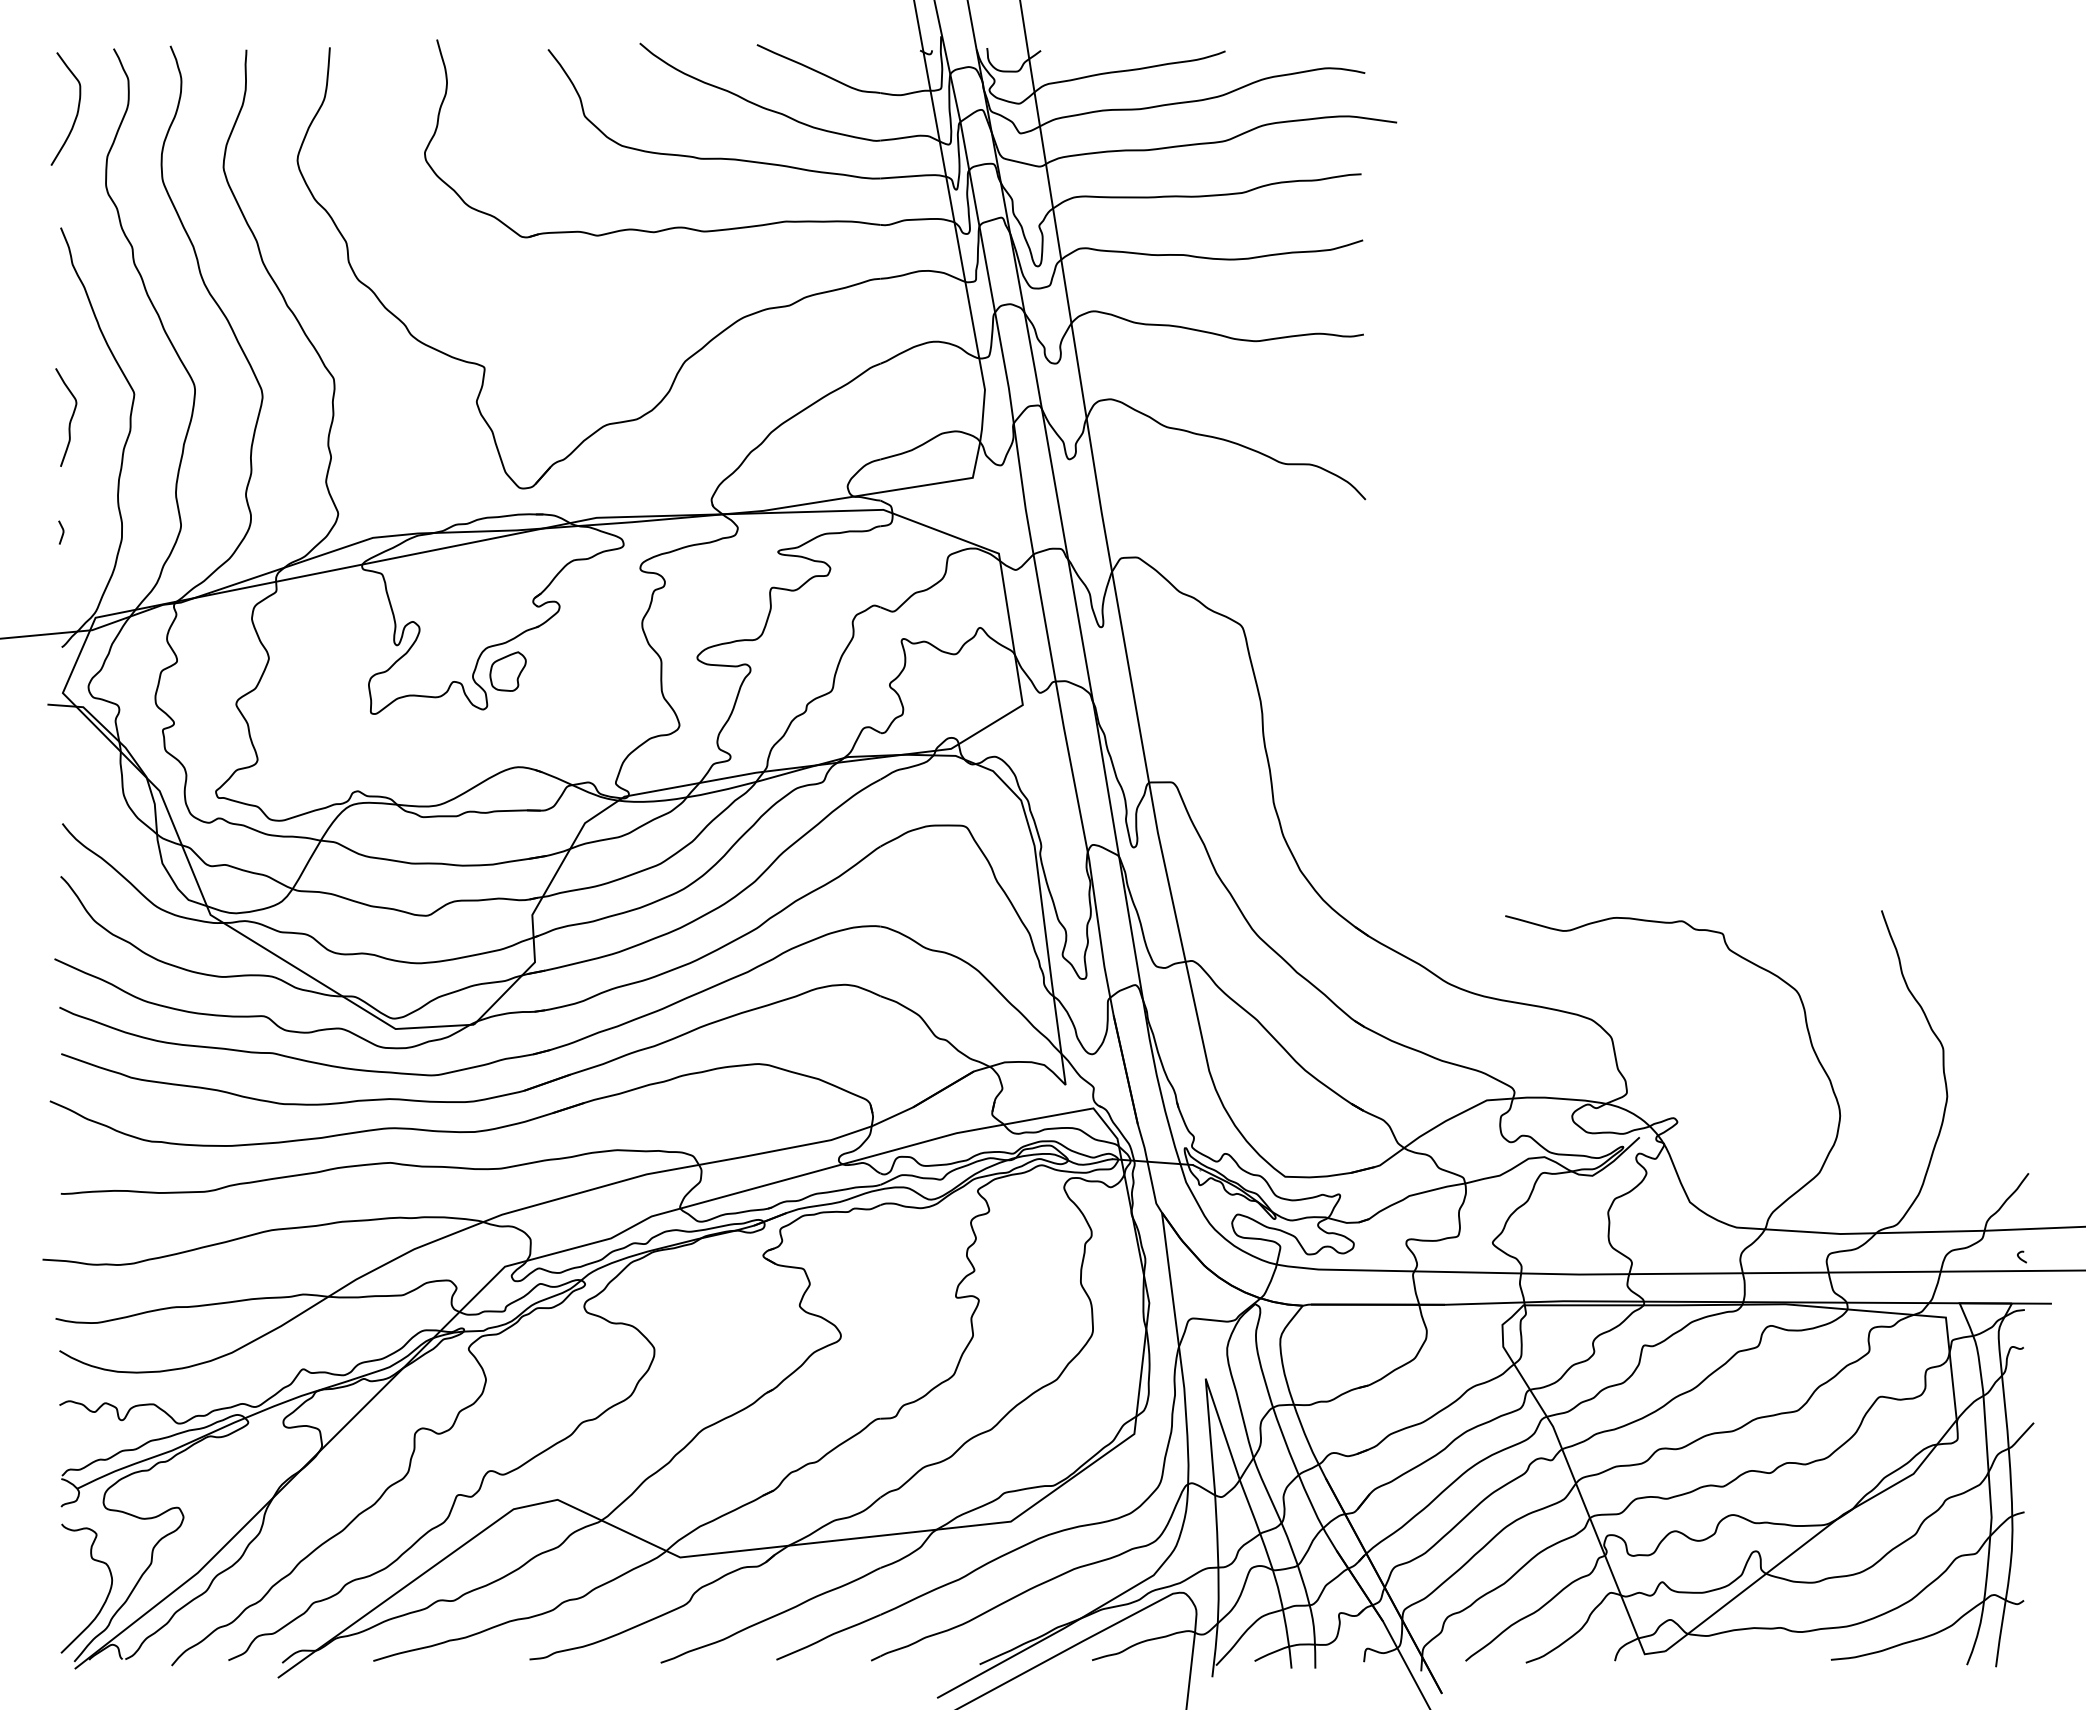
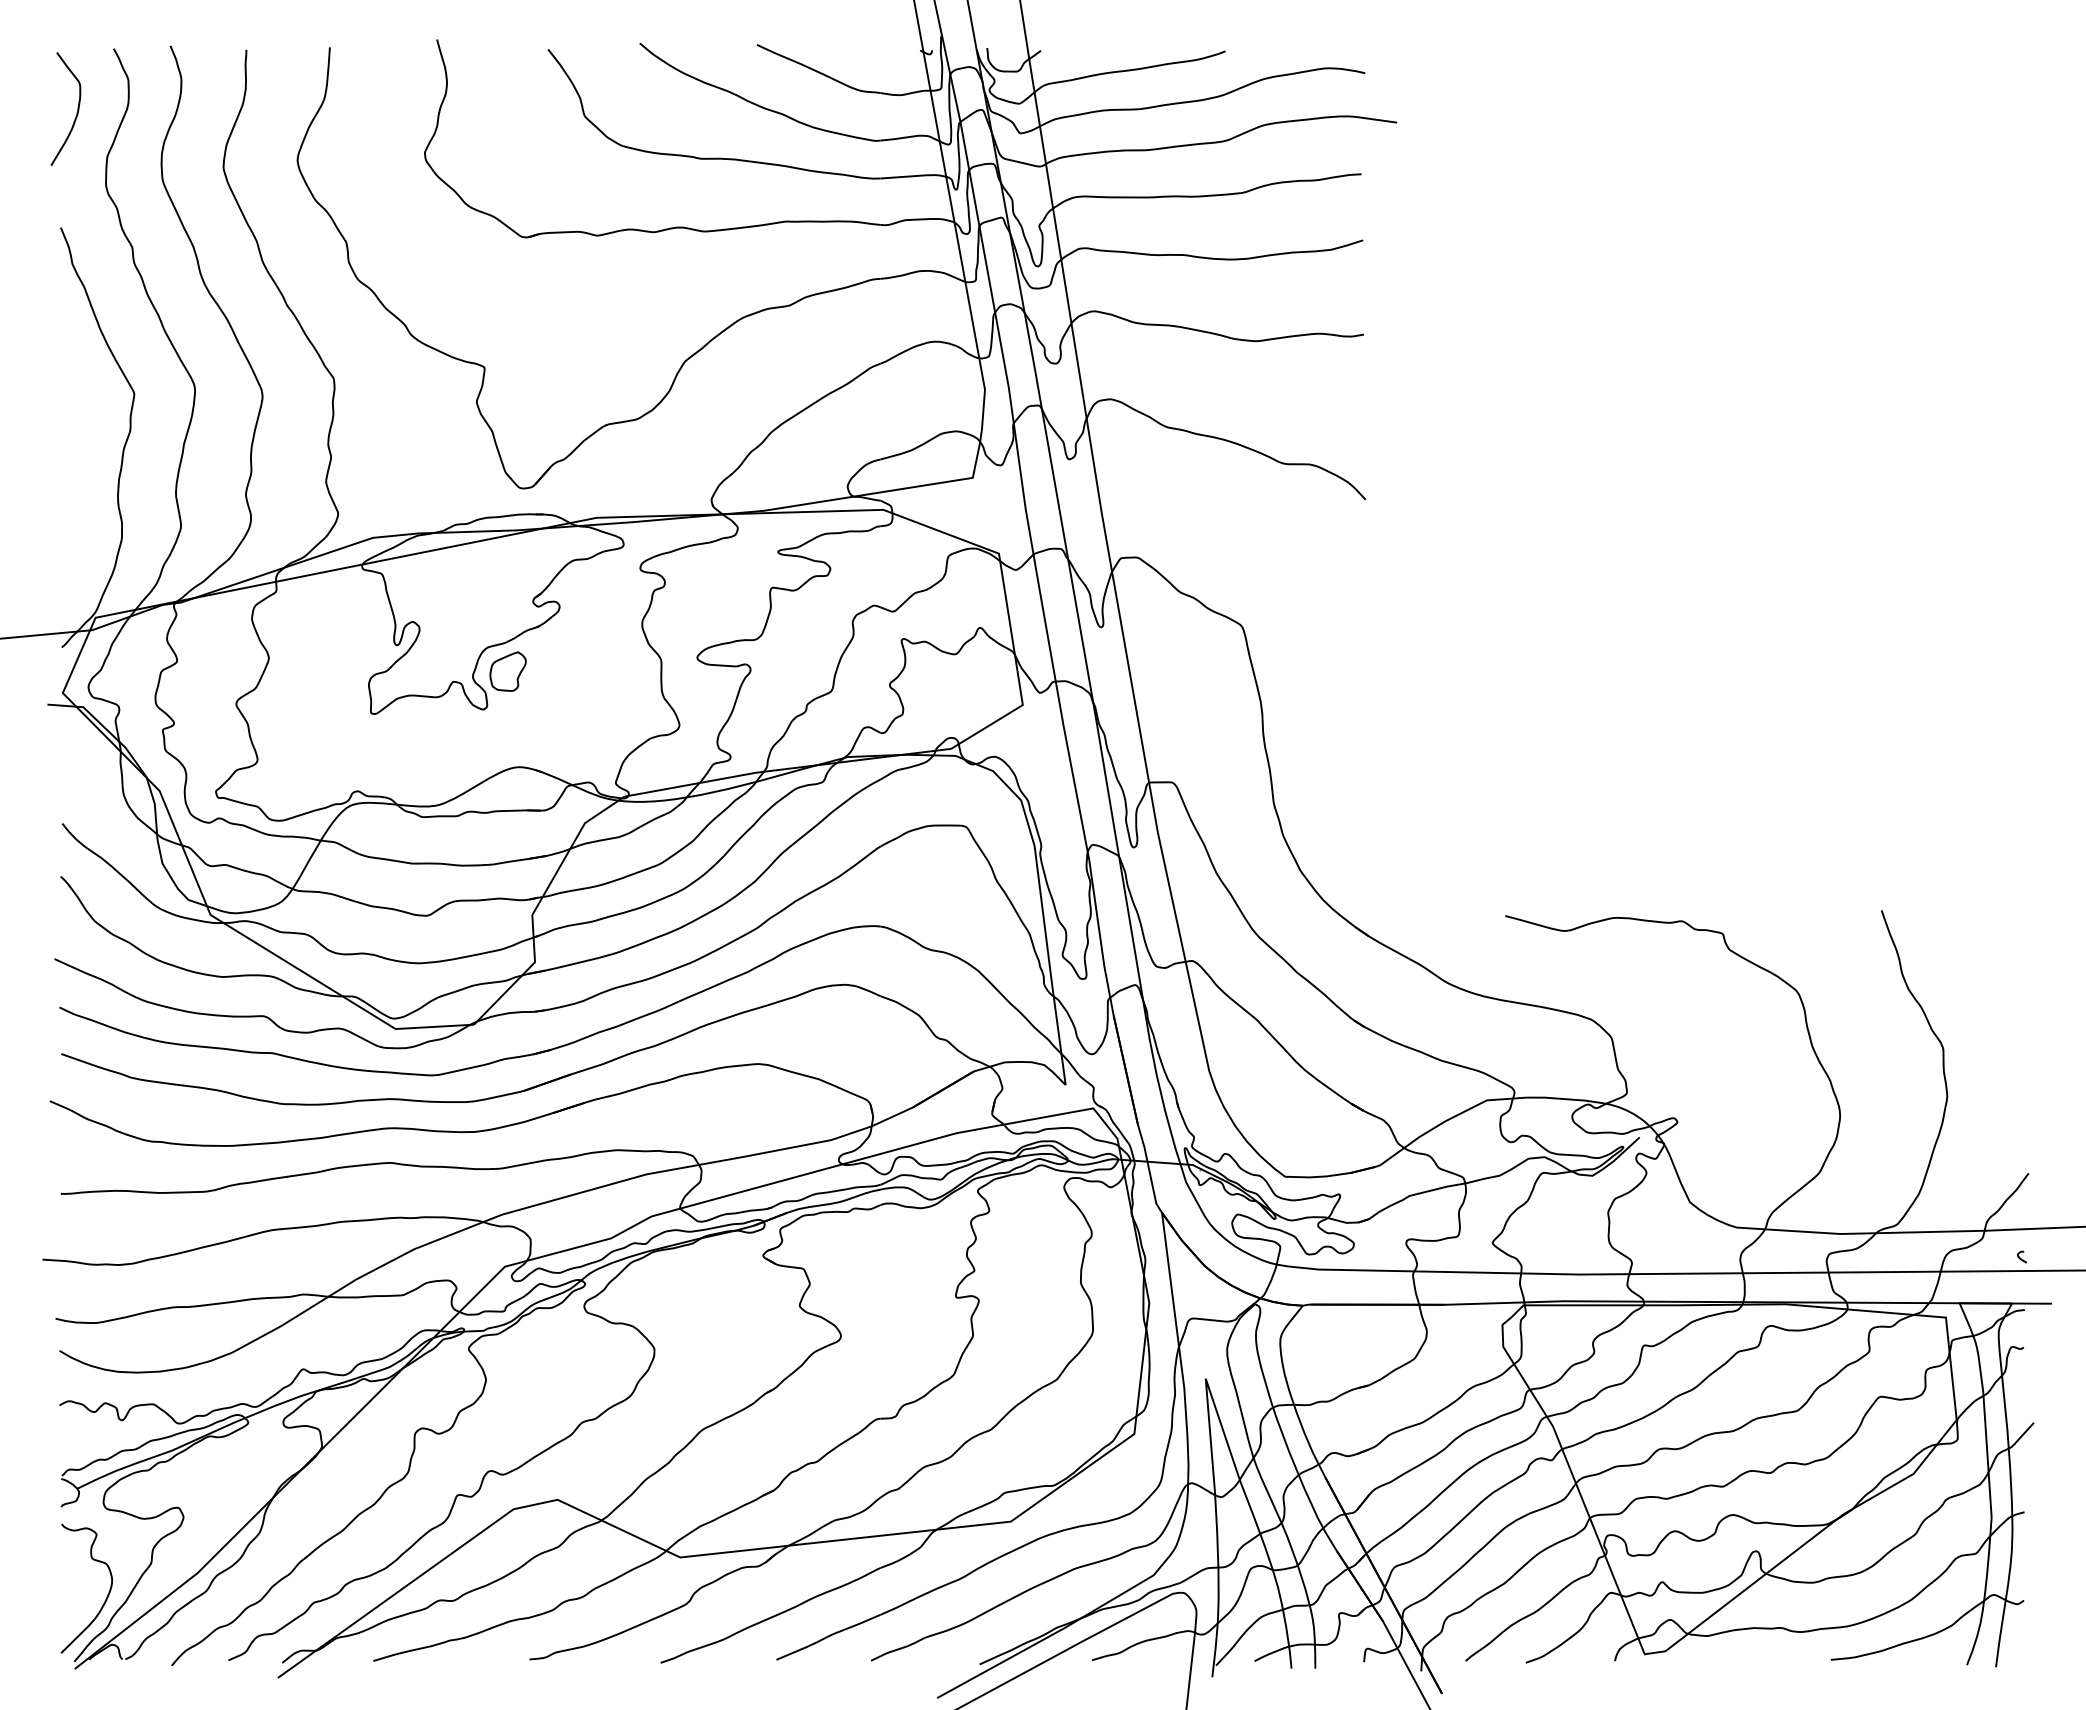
curve: present -> none (70, 418)
curve: present -> none (62, 532)
